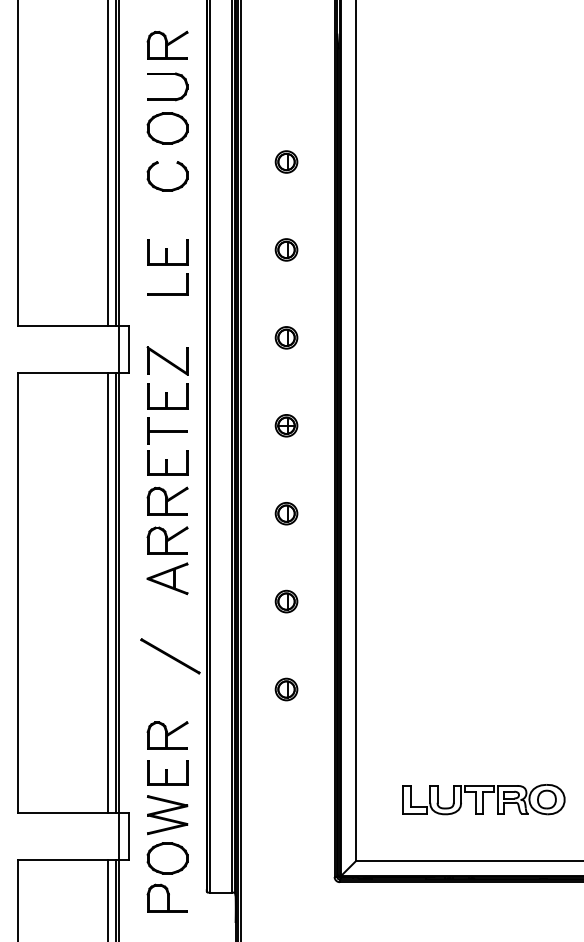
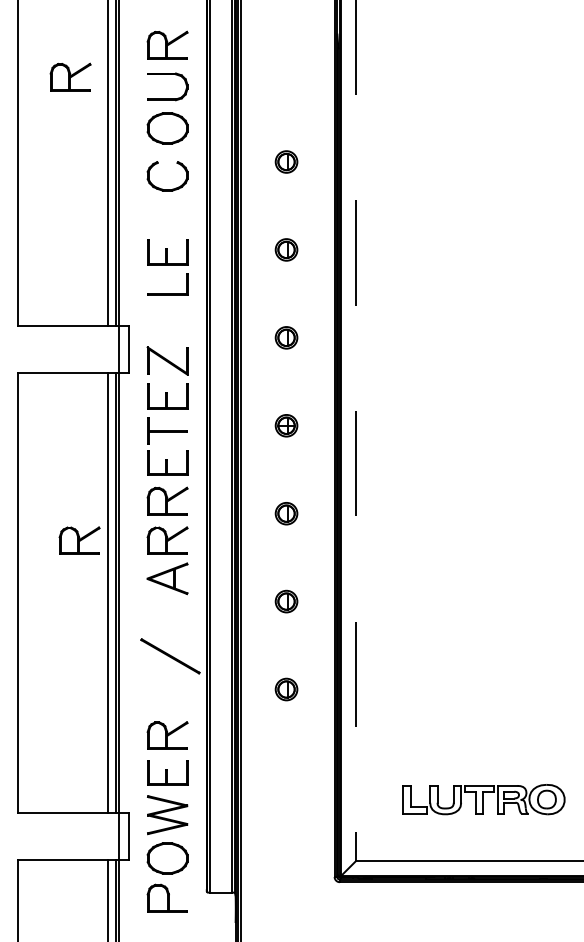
part: none -> present (70, 76)
line: solid -> dashed (355, 431)
part: none -> present (79, 540)
